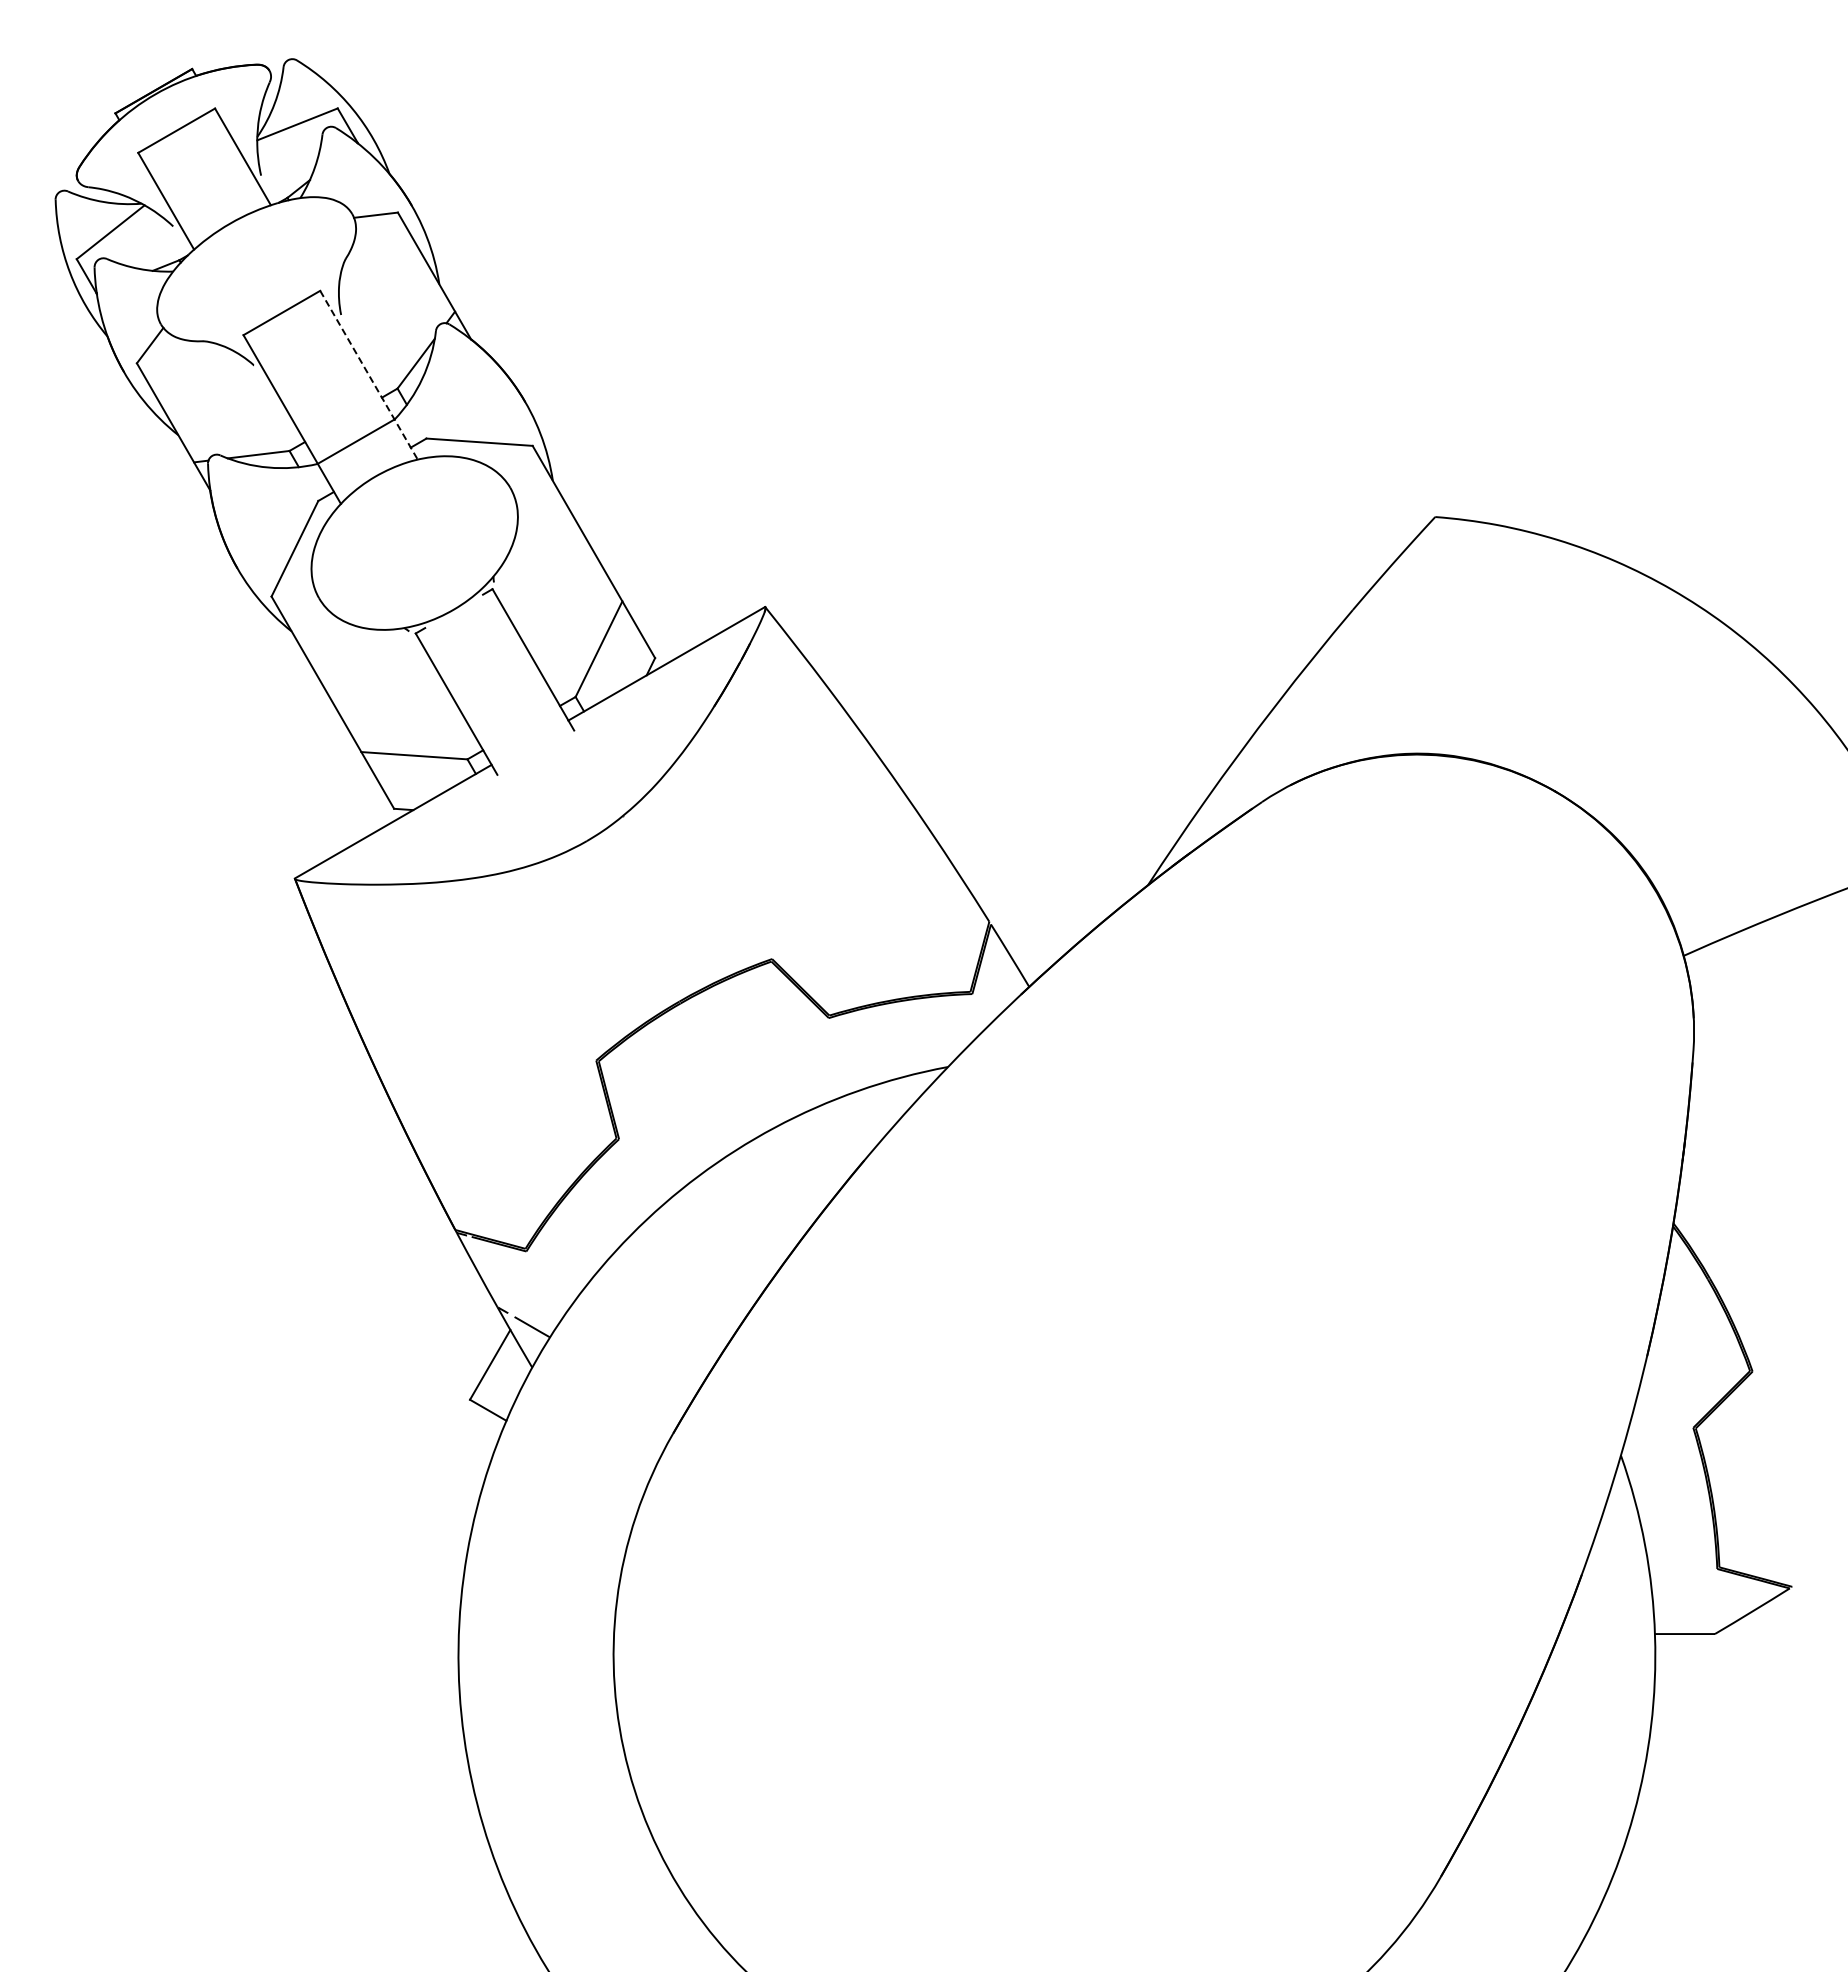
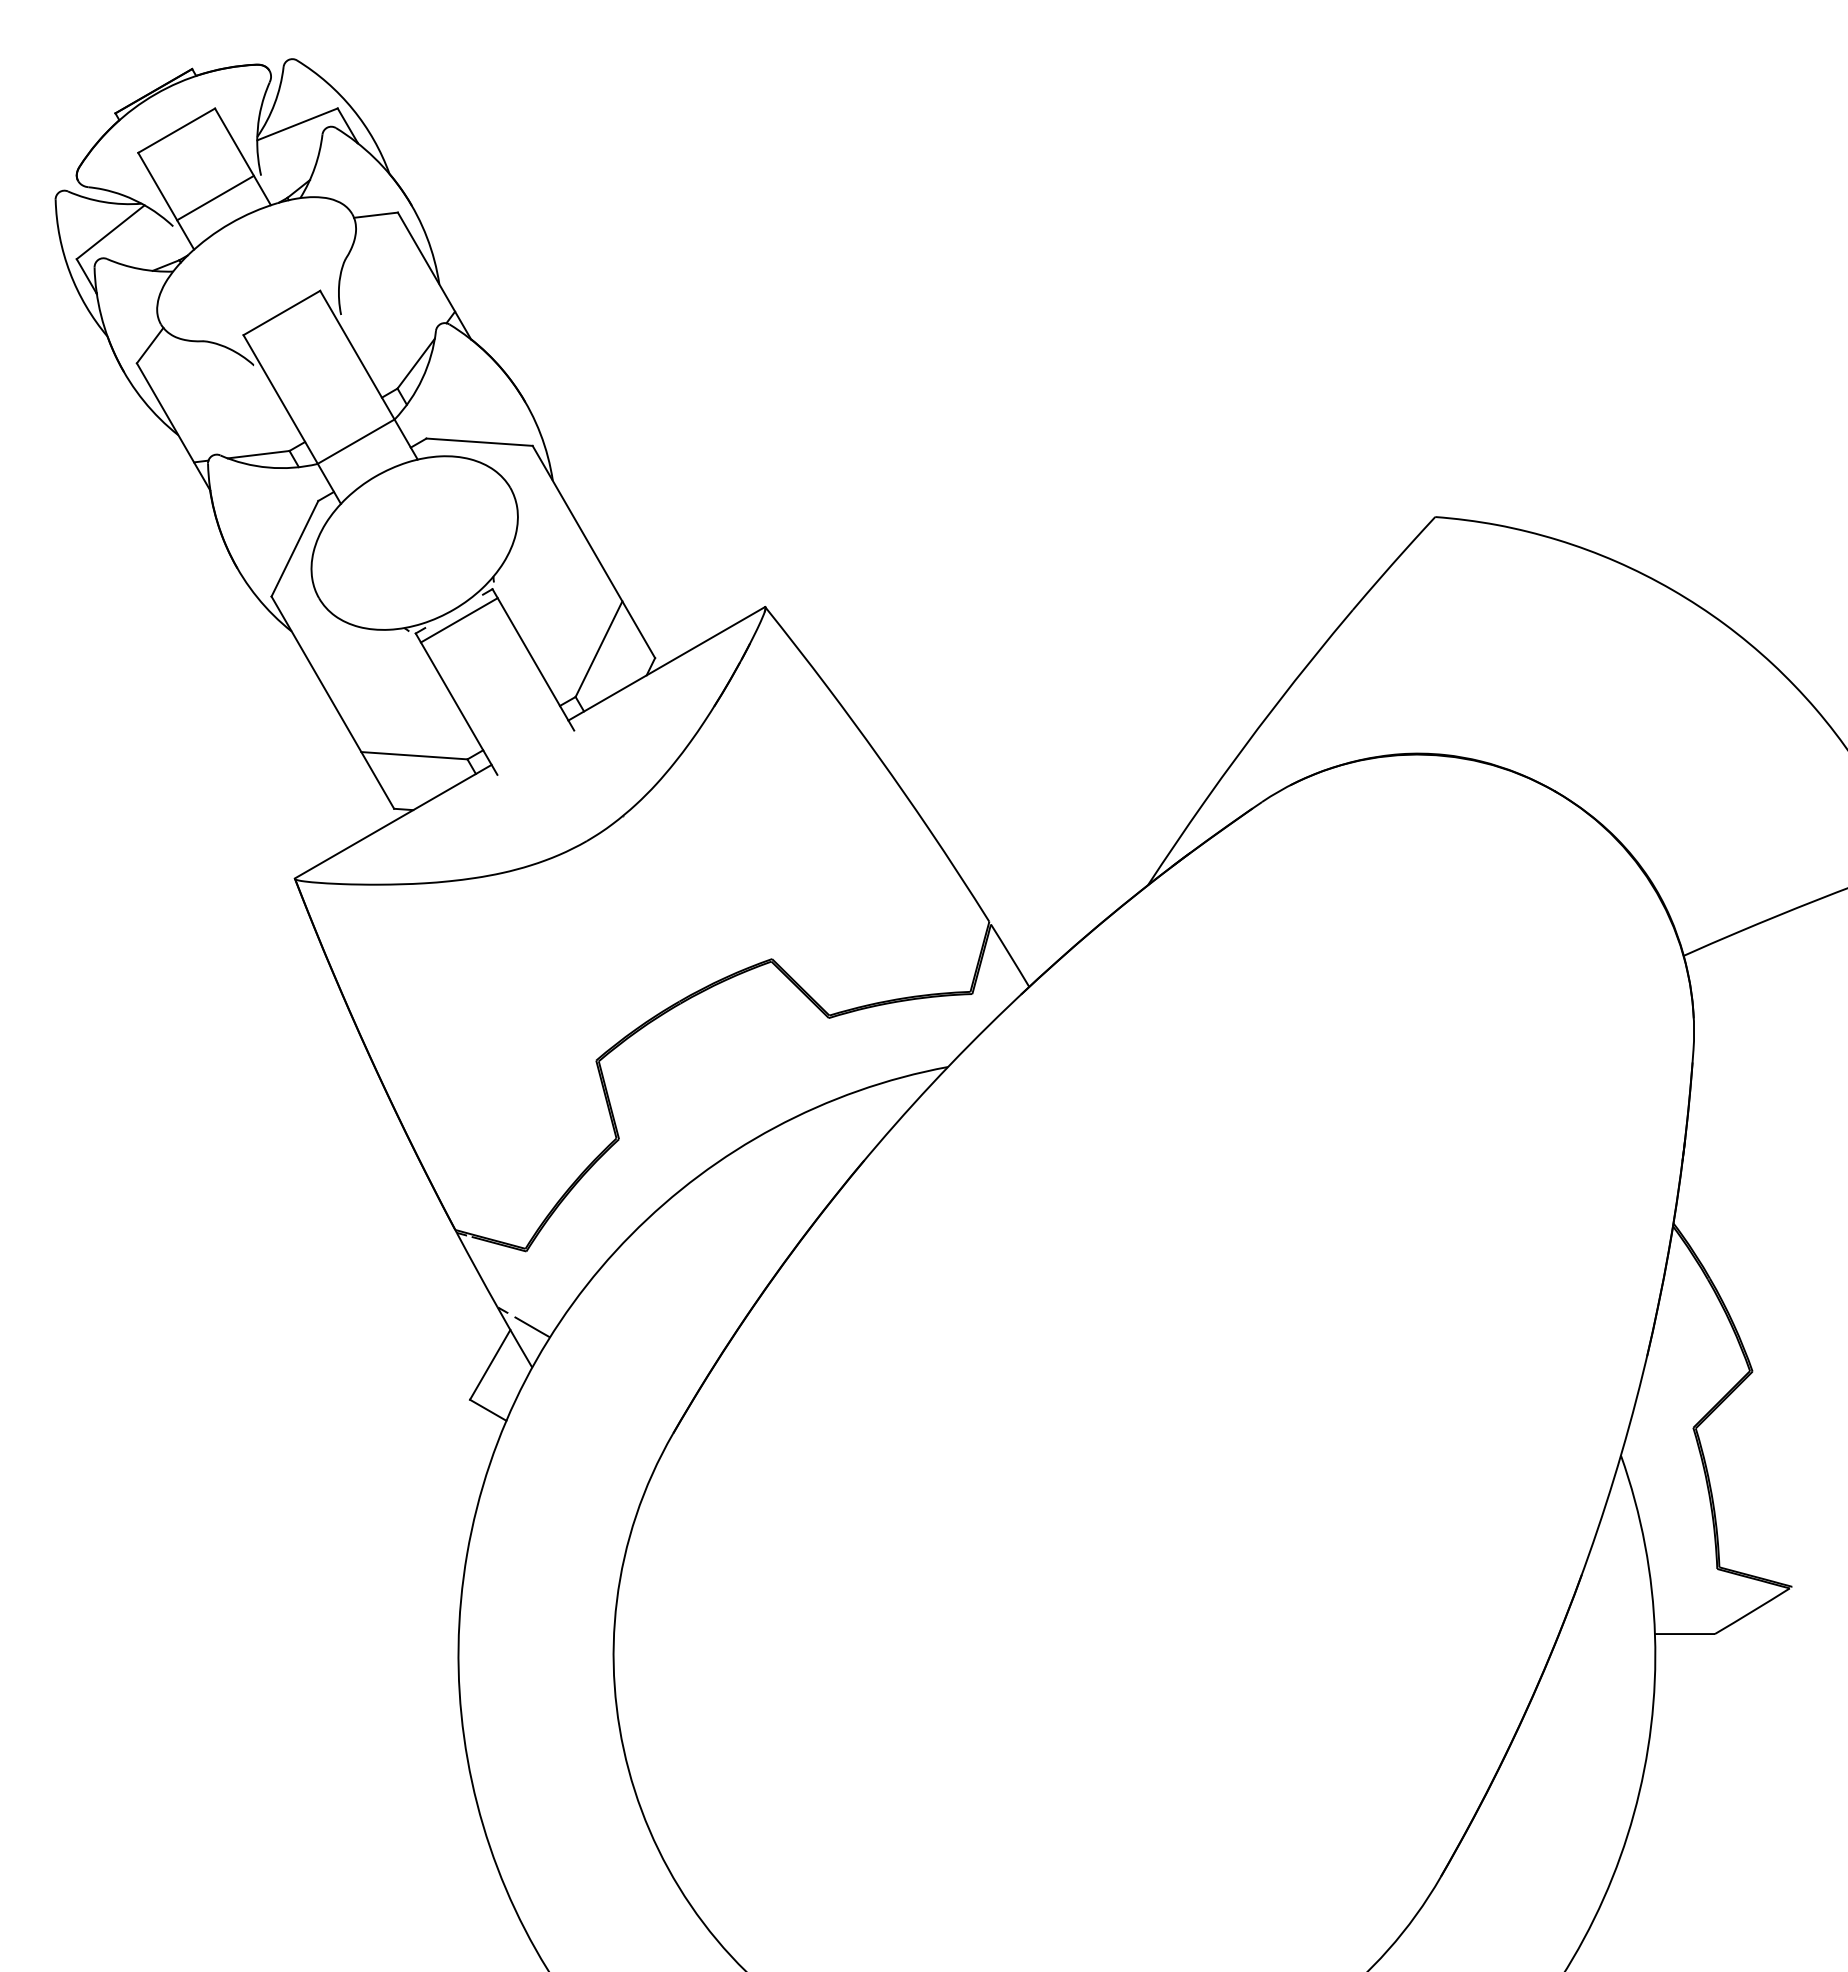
line: none -> present (215, 197)
line: dashed -> solid (369, 375)
line: none -> present (458, 620)
